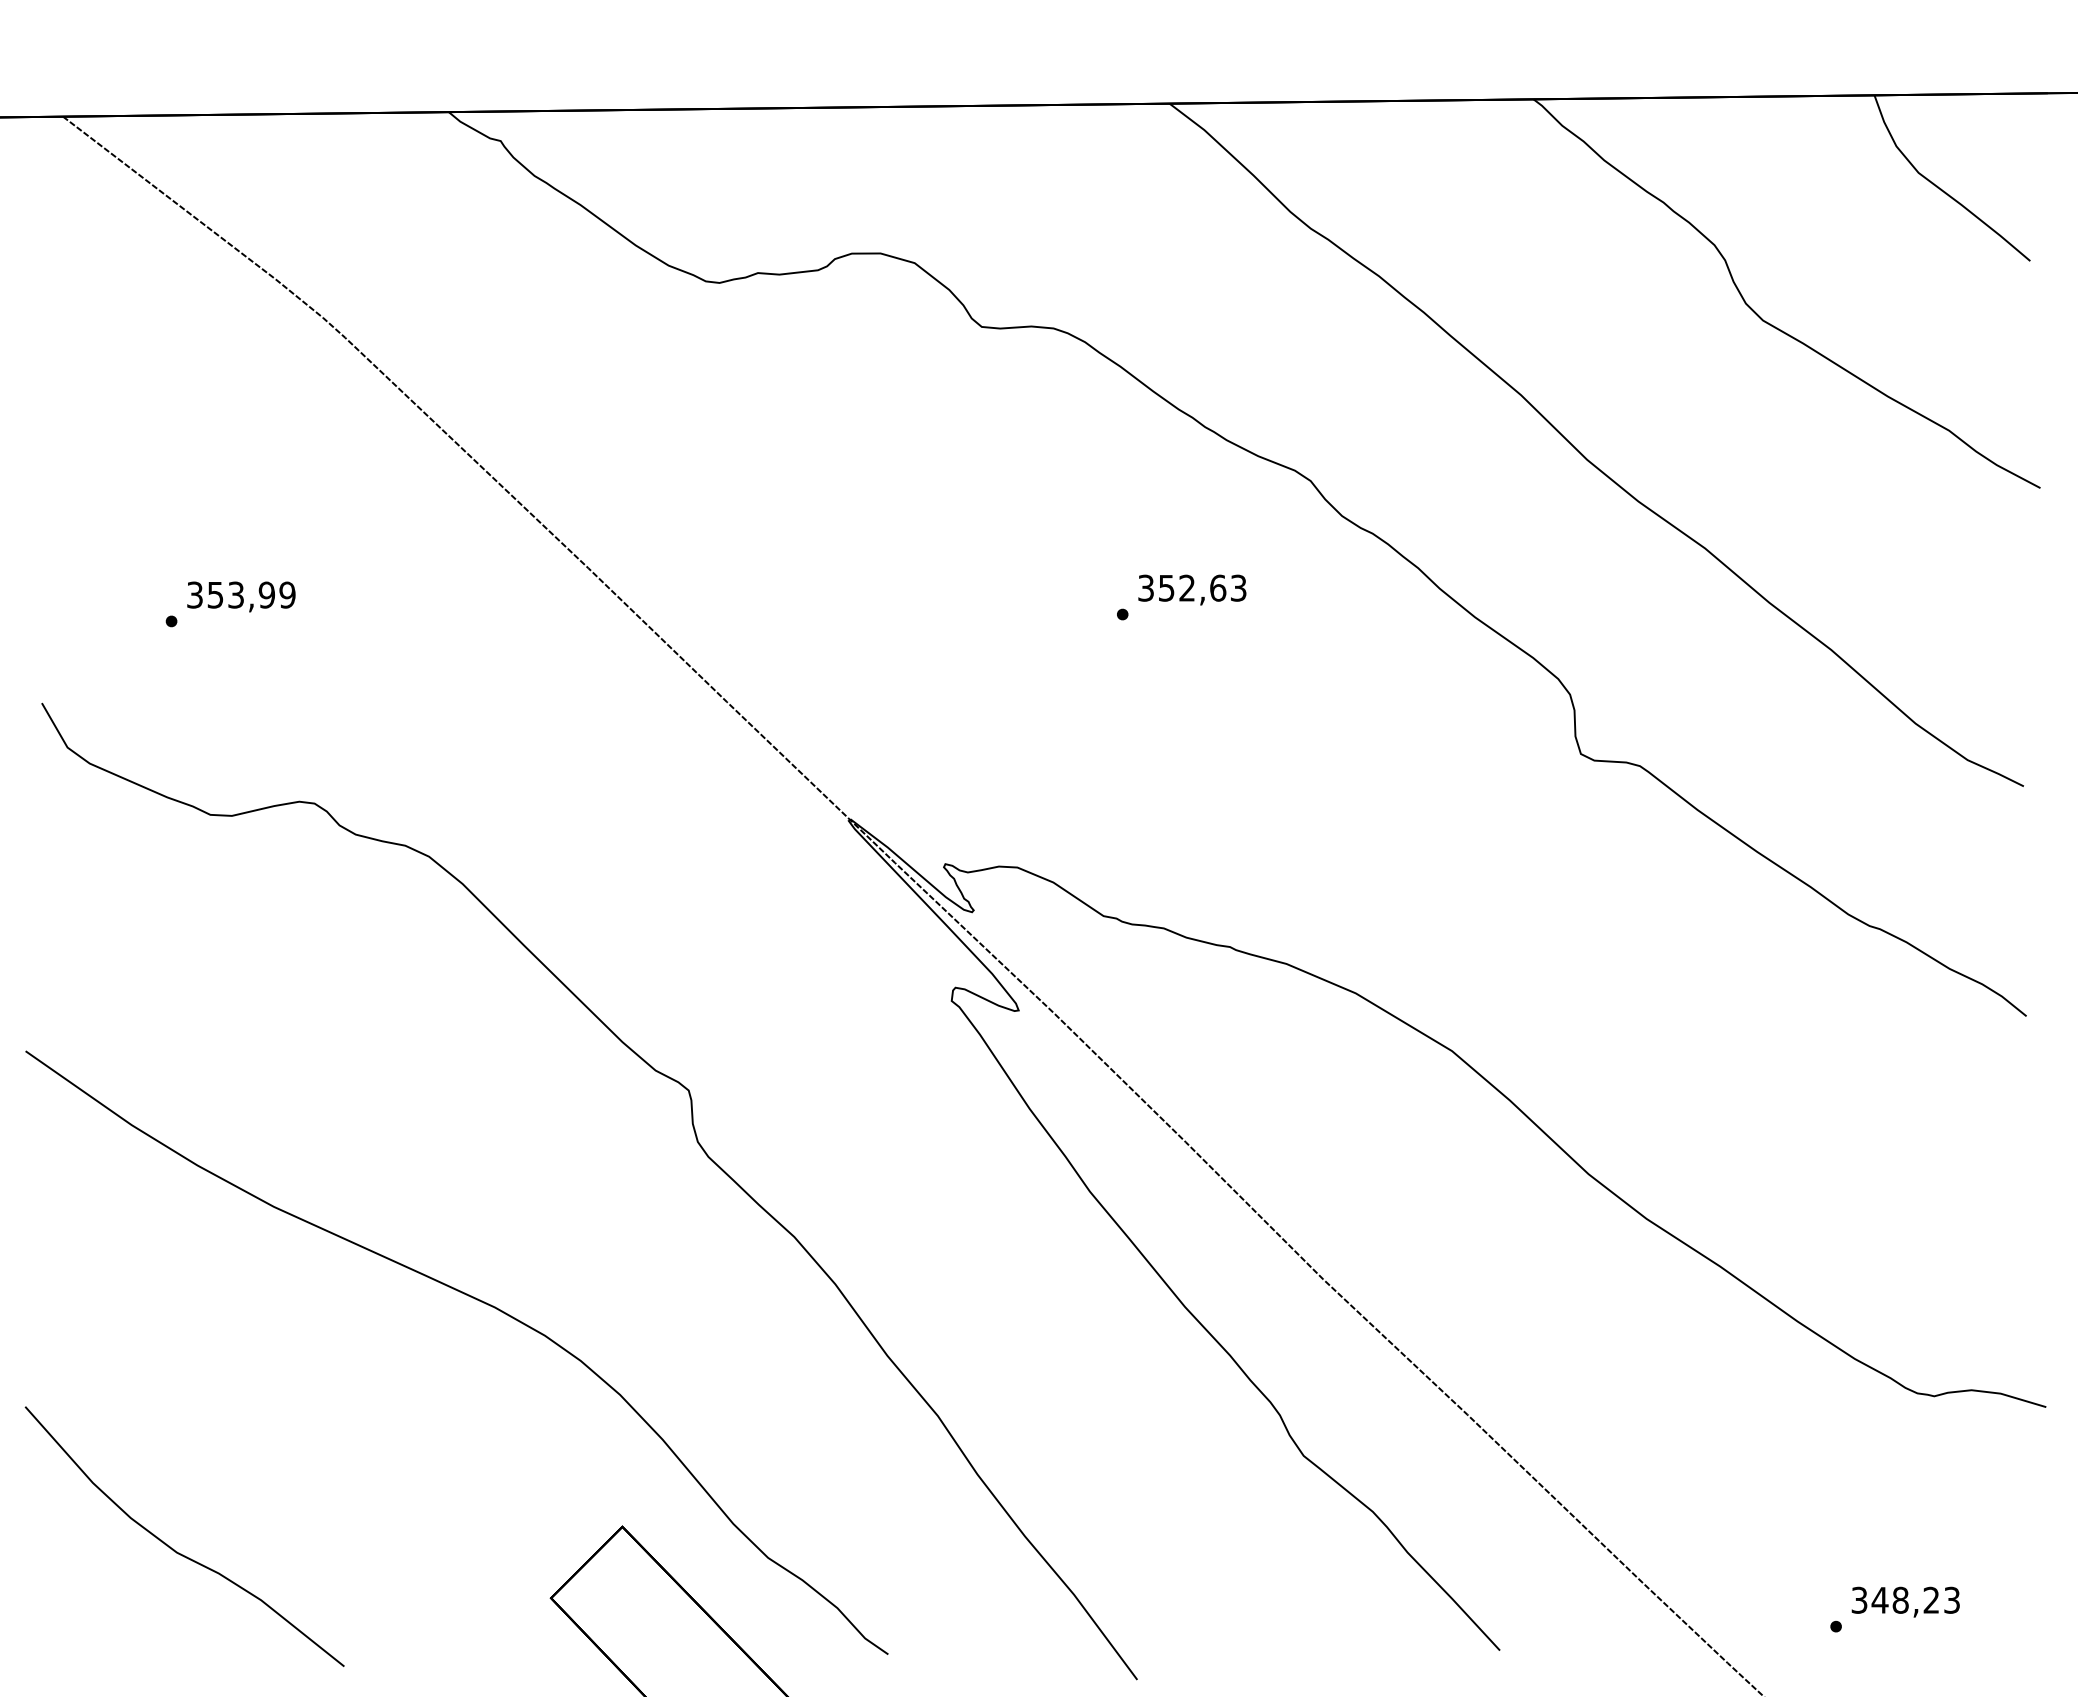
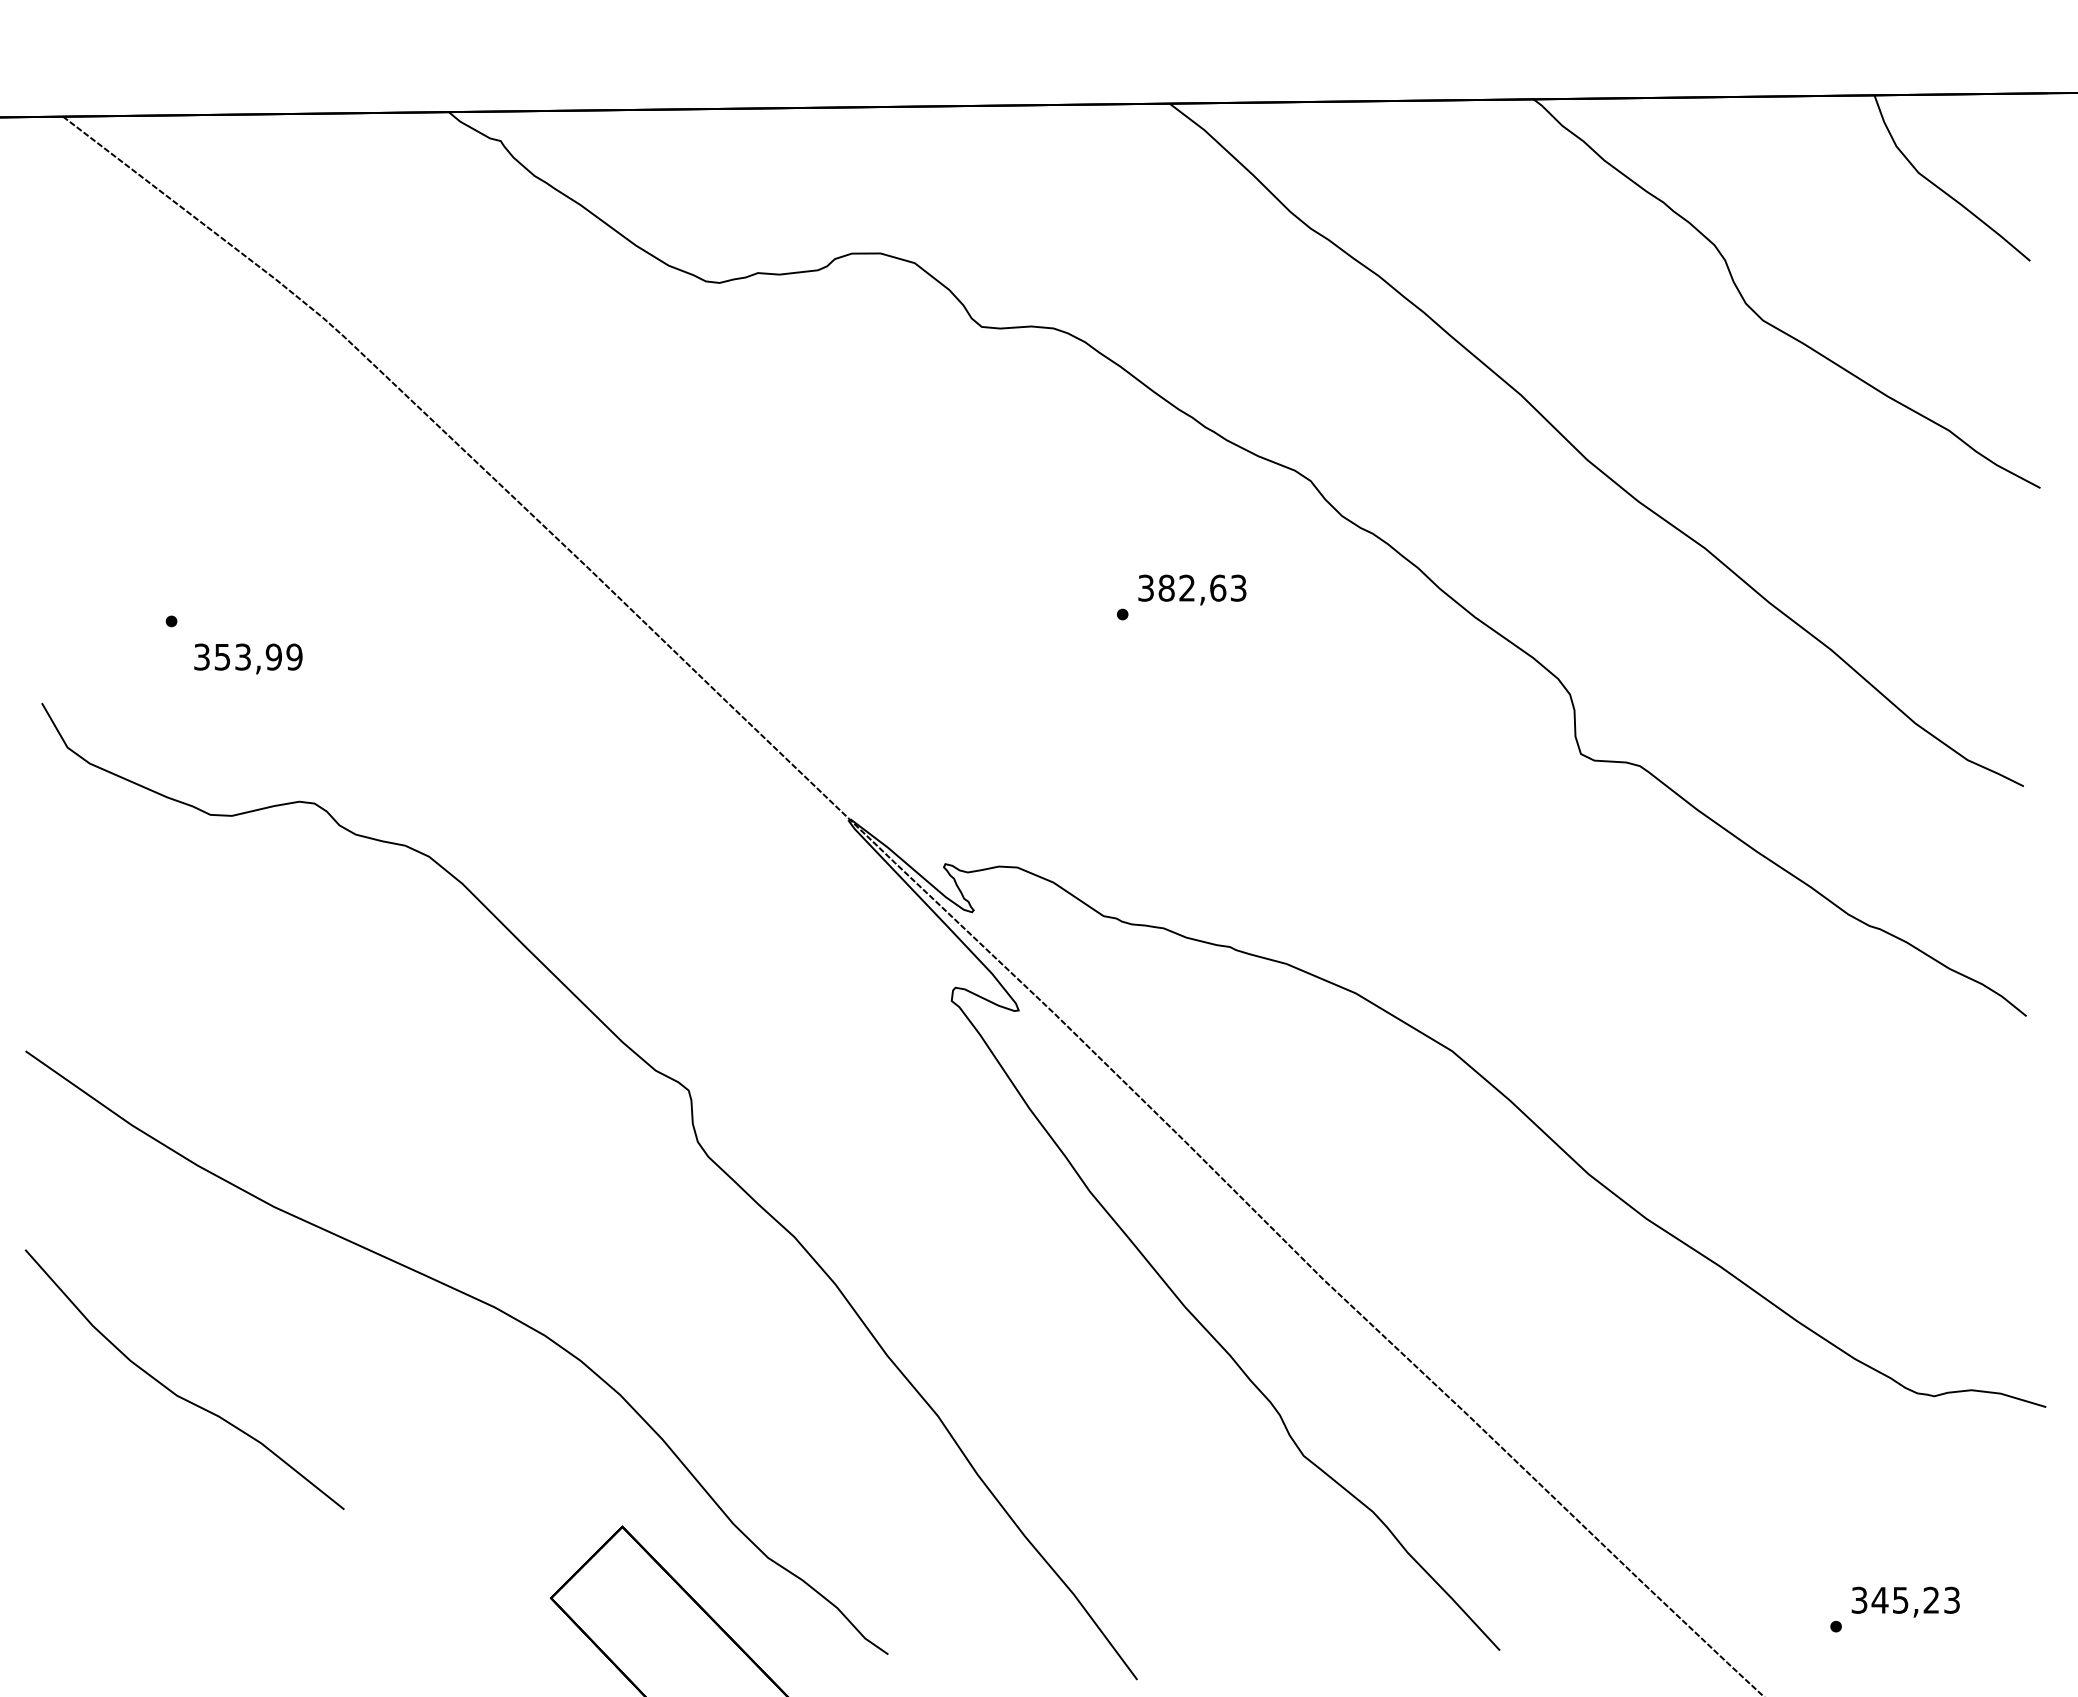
text: 352,63 -> 382,63 (1166, 587)
text position: (241, 596) -> (248, 658) (248, 658)
curve position: (173, 1548) -> (173, 1391) (173, 1391)
text: 348,23 -> 345,23 (1900, 1599)
